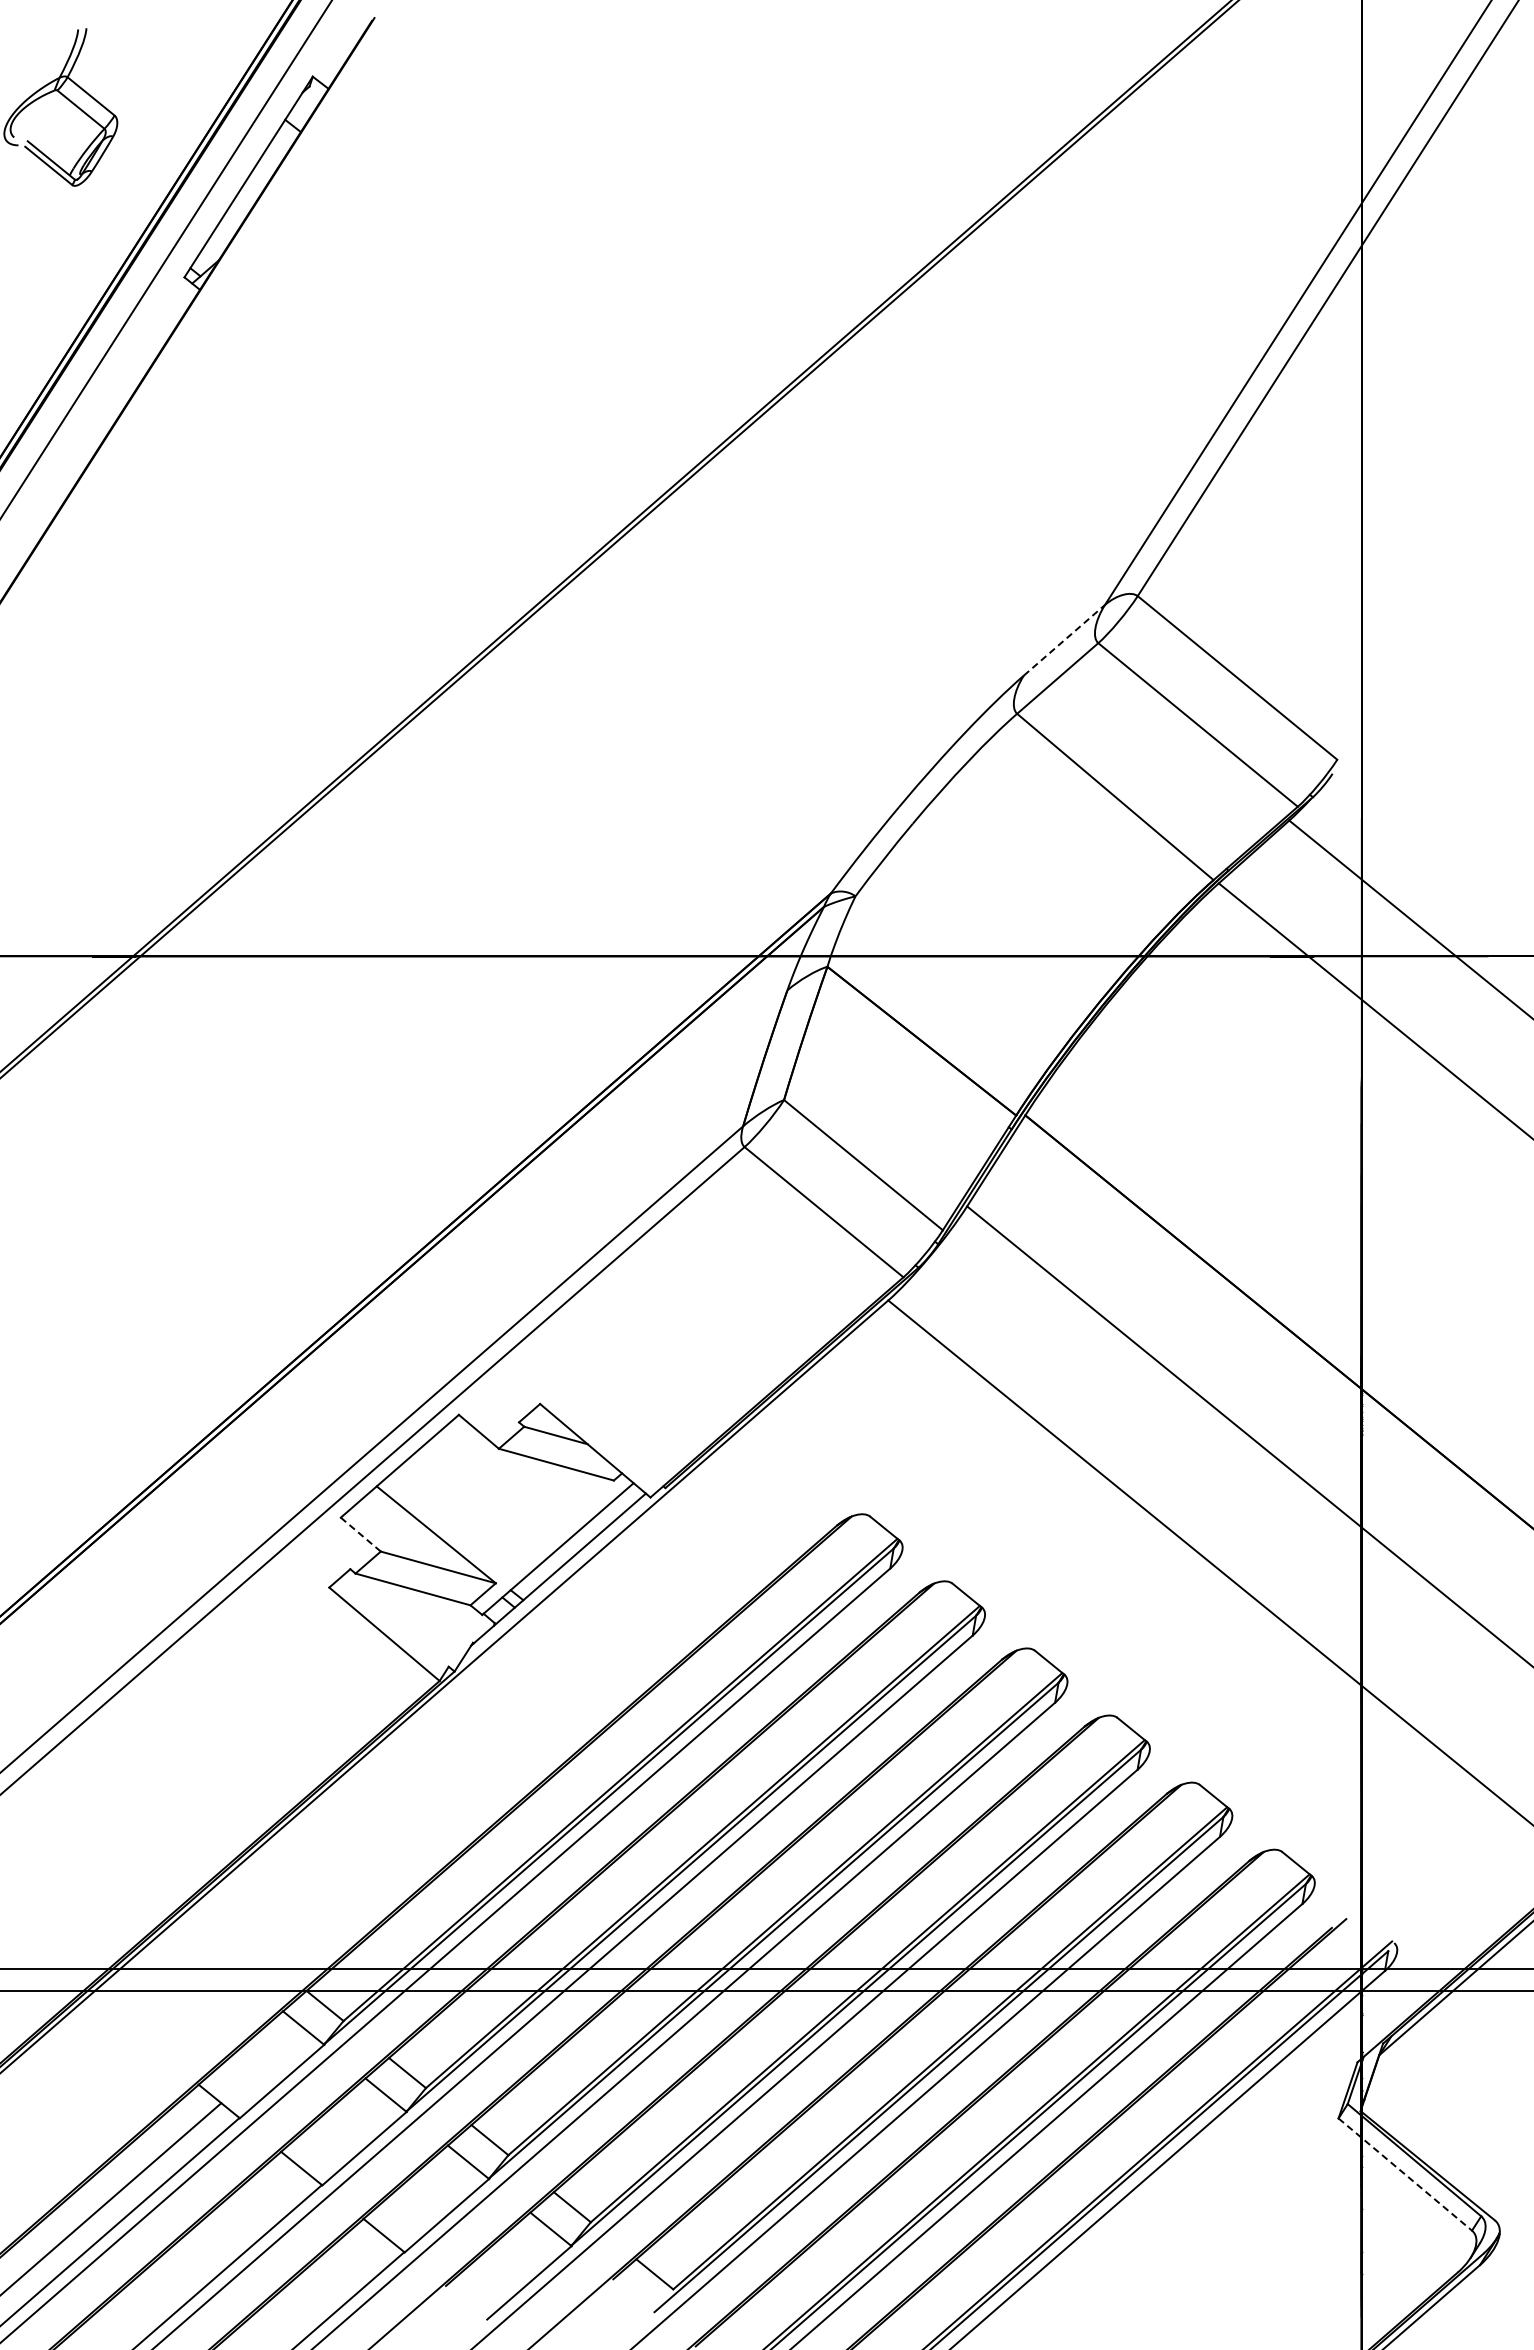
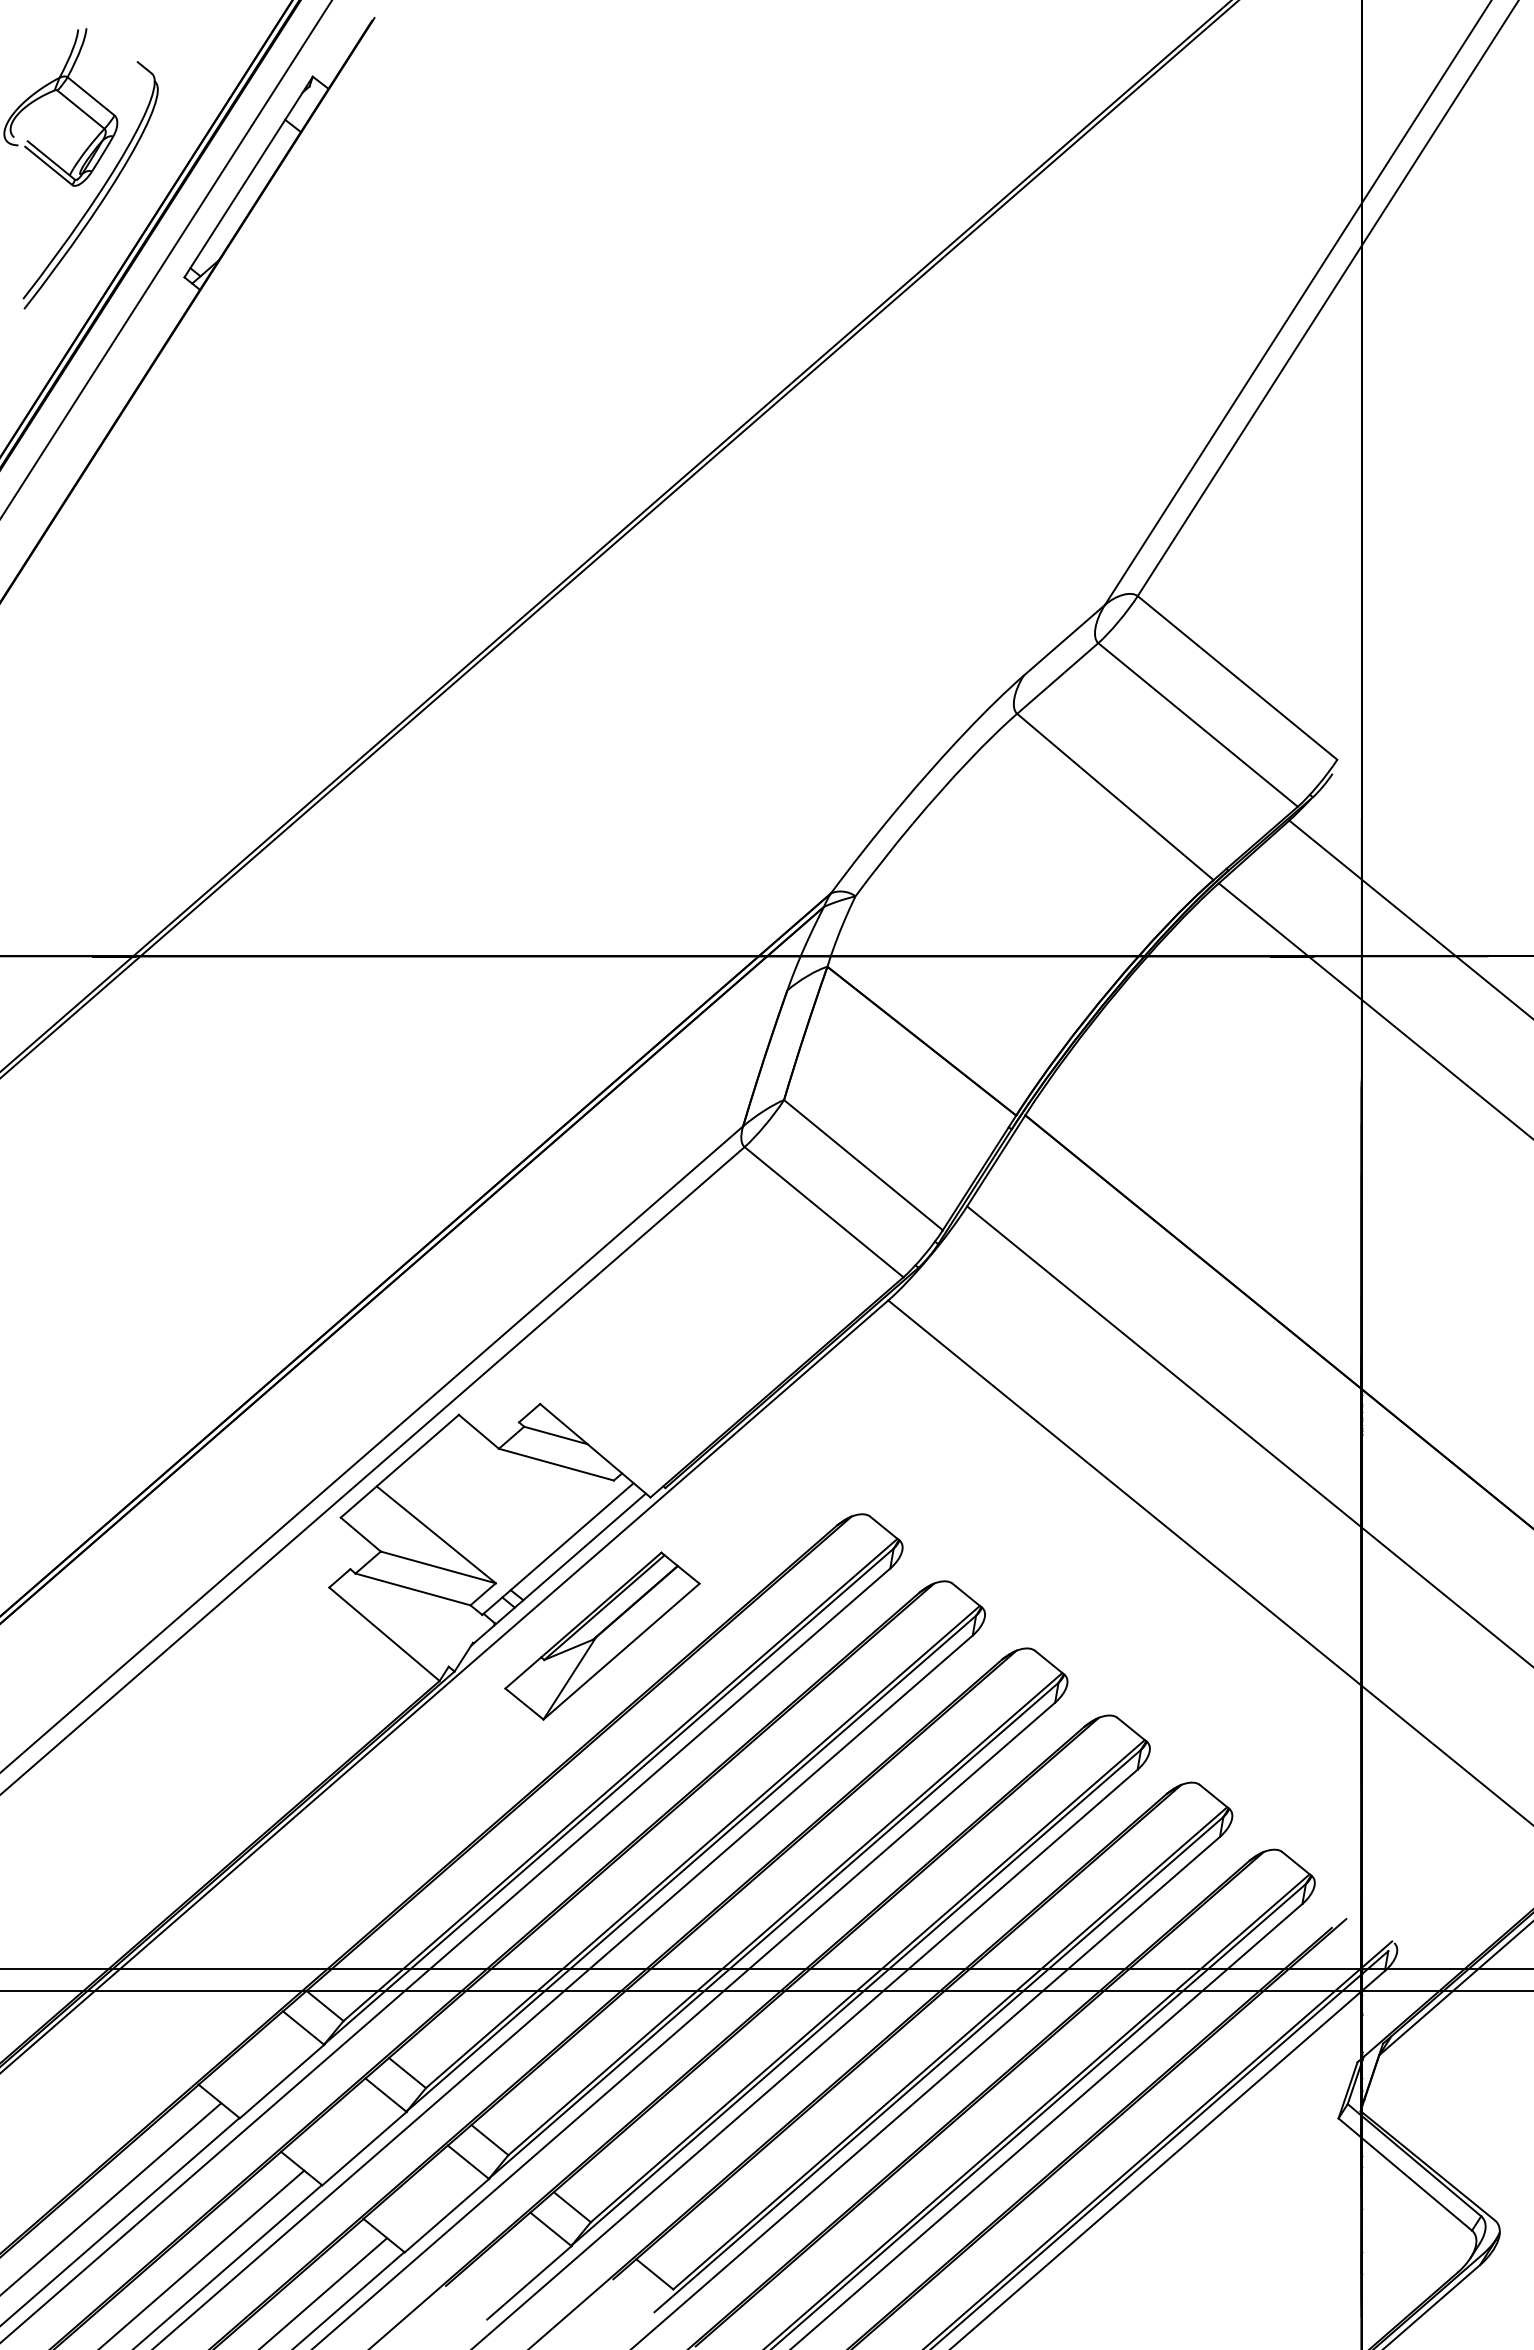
part: none -> present (98, 192)
line: dashed -> solid (1064, 640)
line: dashed -> solid (360, 1534)
part: none -> present (602, 1635)
line: dashed -> solid (1405, 2174)
line: none -> present (203, 2258)
line: none -> present (324, 2292)
